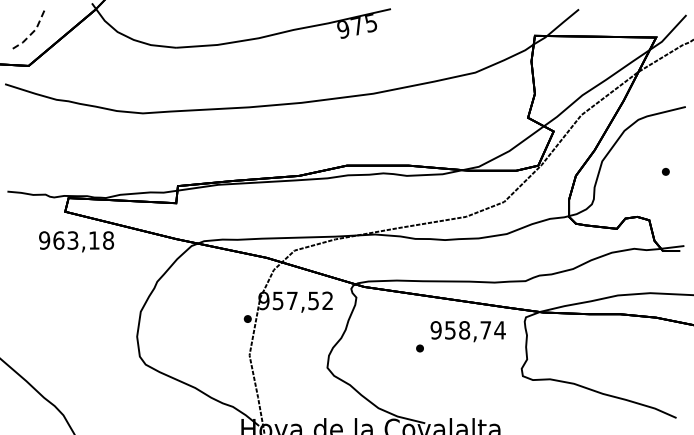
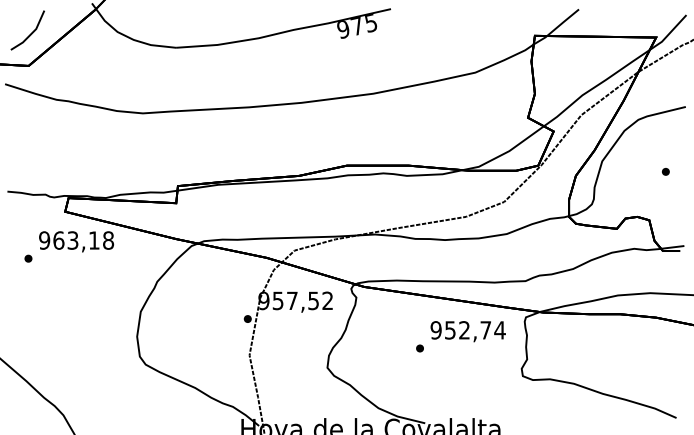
line: dashed -> solid (31, 33)
part: none -> present (28, 258)
text: 958,74 -> 952,74 (464, 330)
